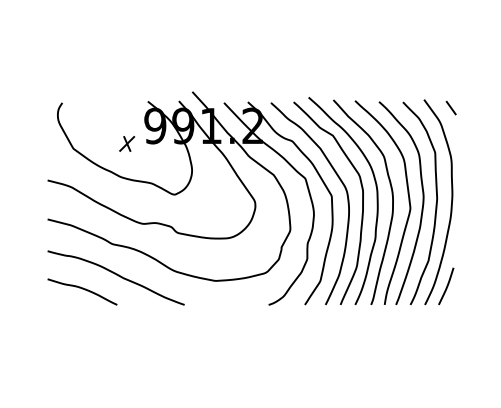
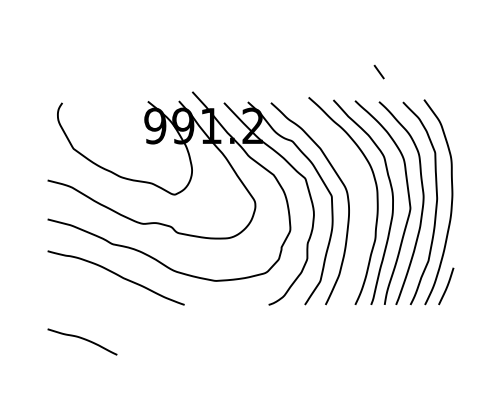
line position: (450, 107) -> (378, 71) (378, 71)
part: present -> none (126, 143)
curve: present -> none (362, 202)
curve position: (82, 289) -> (82, 339) (82, 339)
